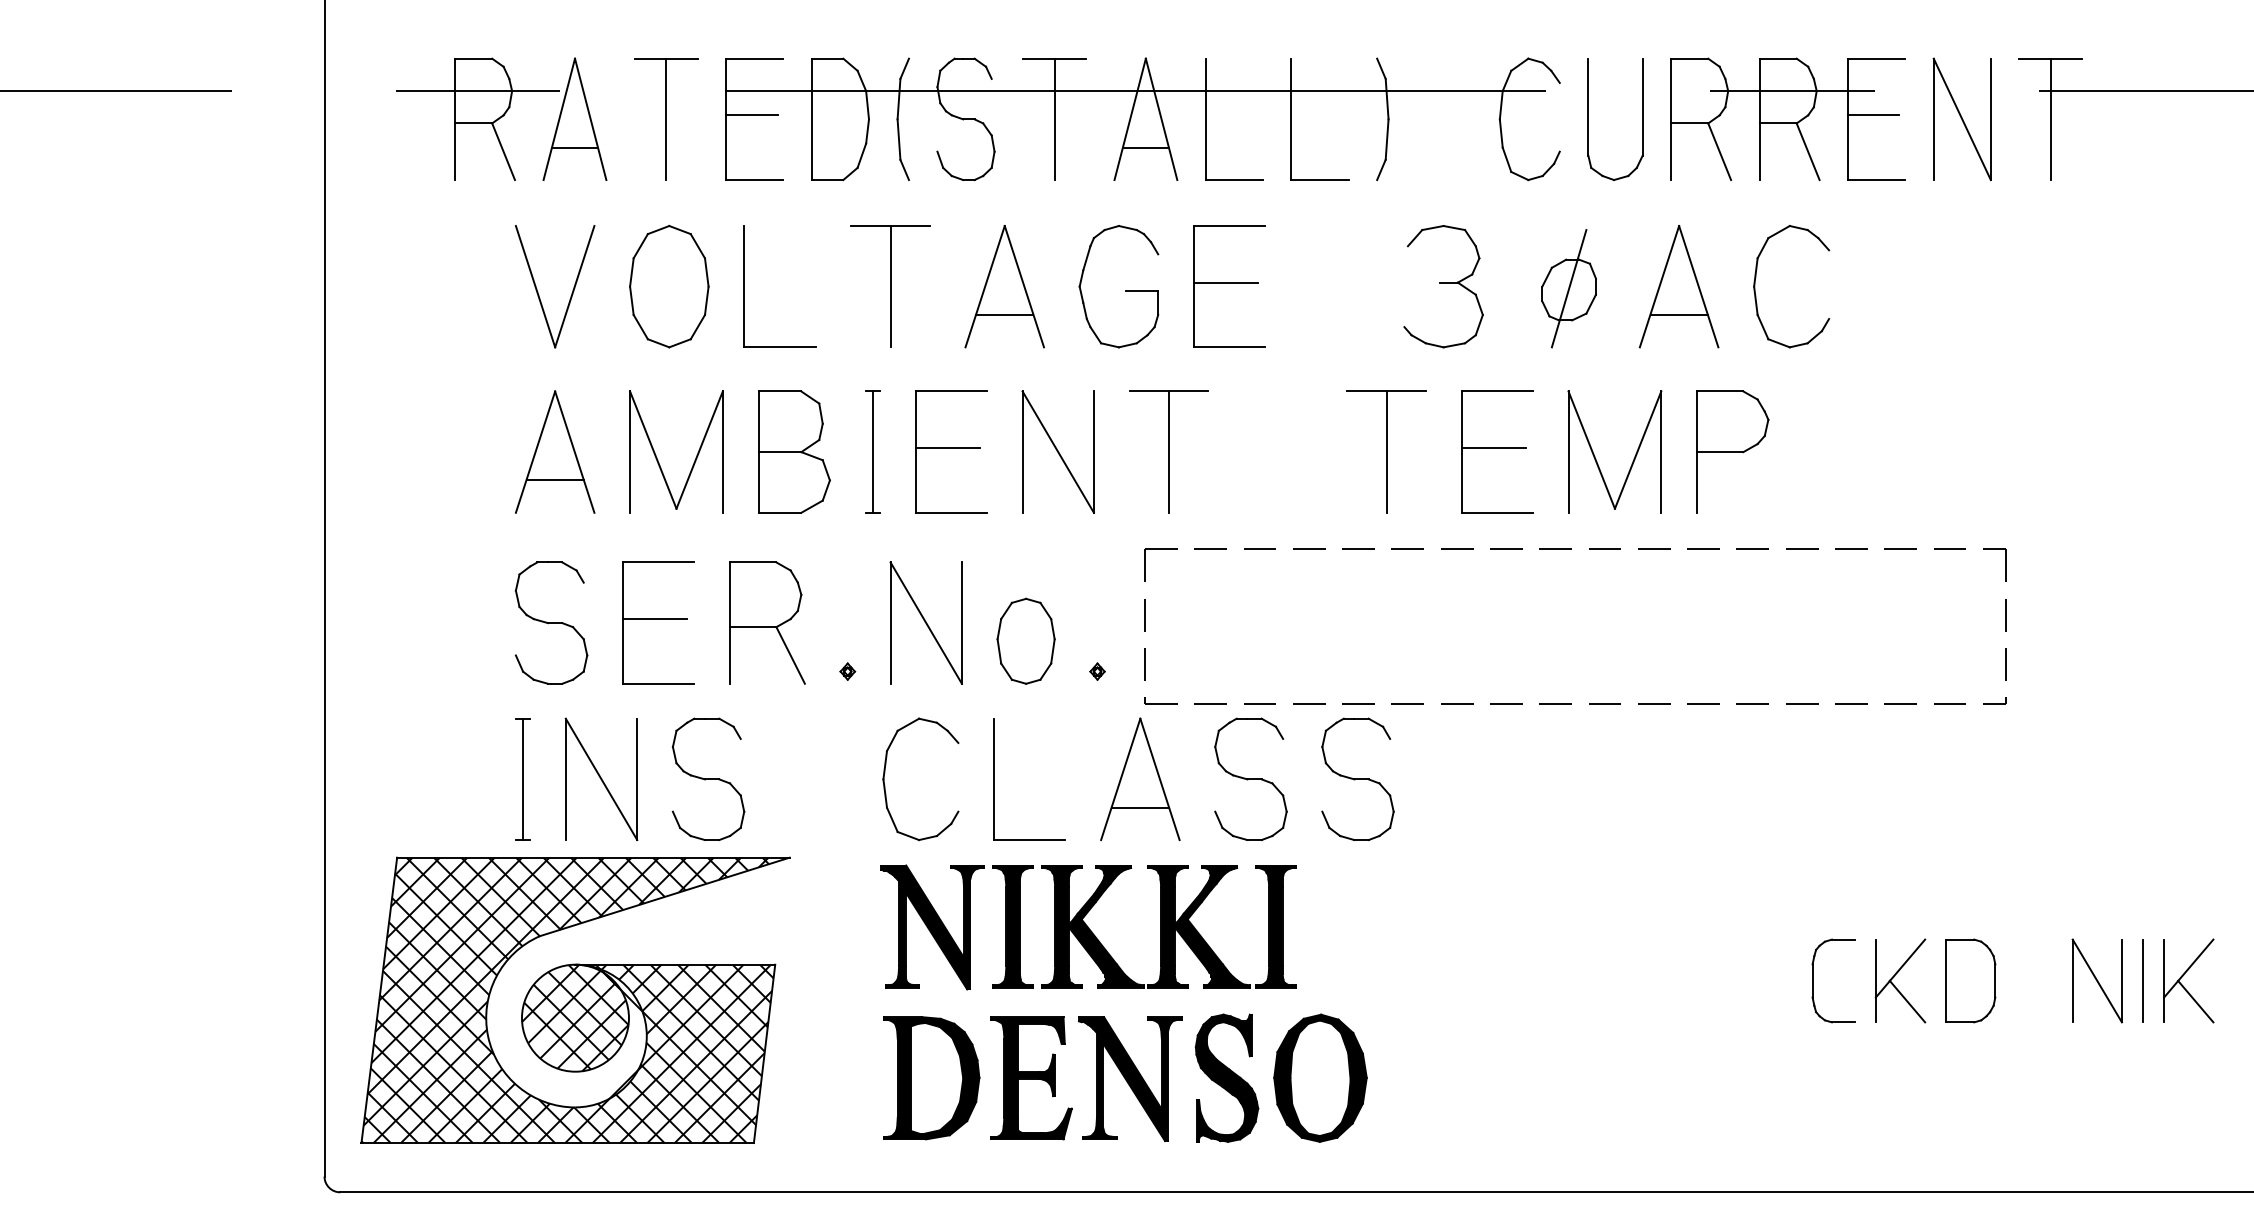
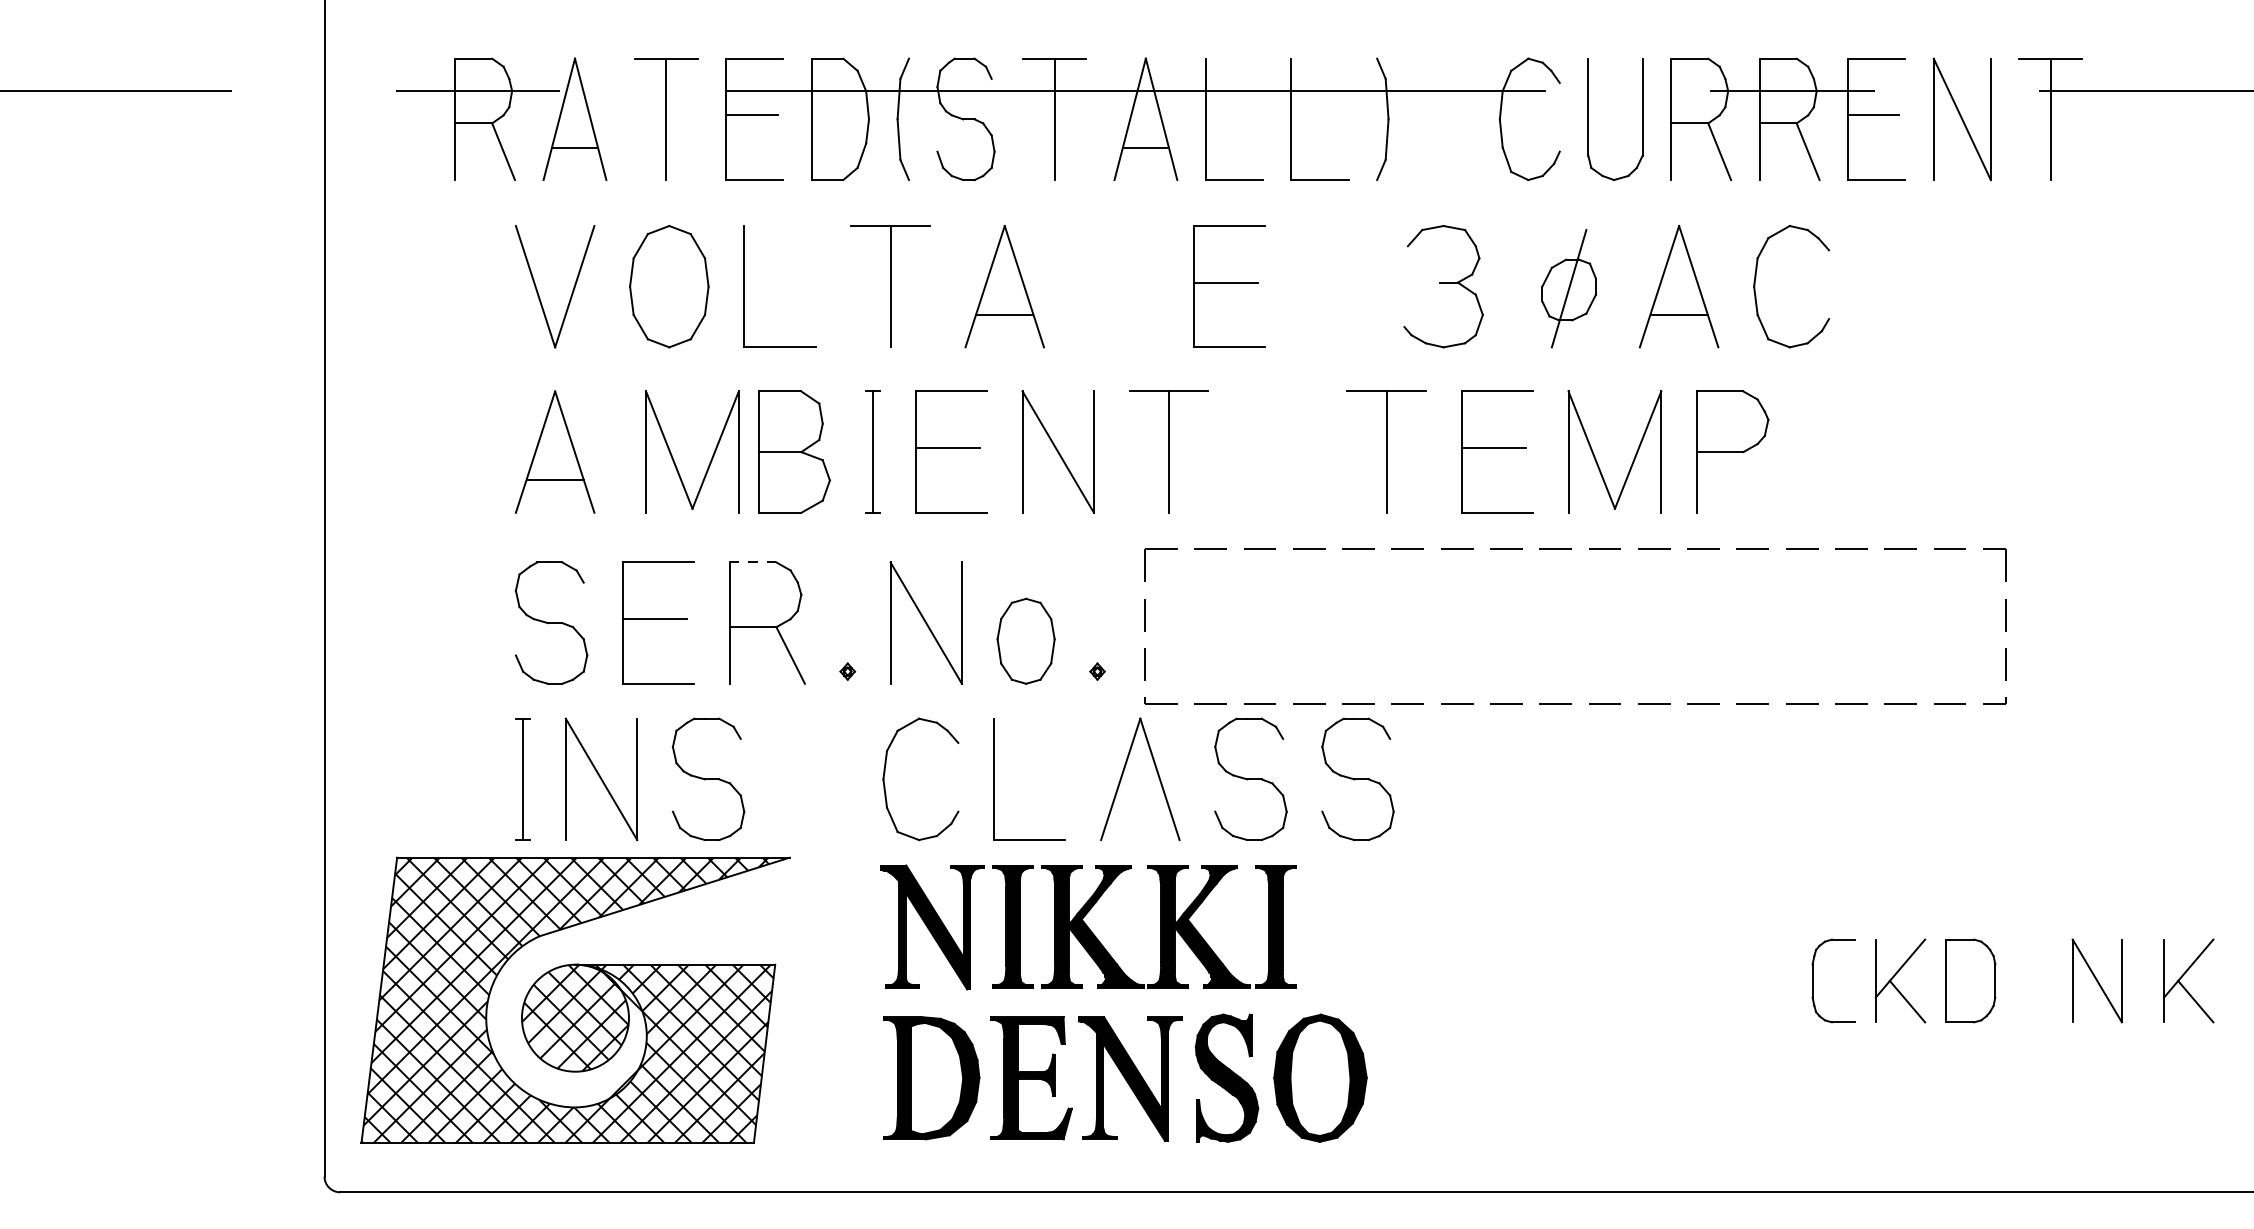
part: present -> none (1125, 290)
part position: (657, 457) -> (673, 457) (673, 457)
line: solid -> dashed (753, 562)
line: present -> none (1139, 807)
line: present -> none (2143, 980)
